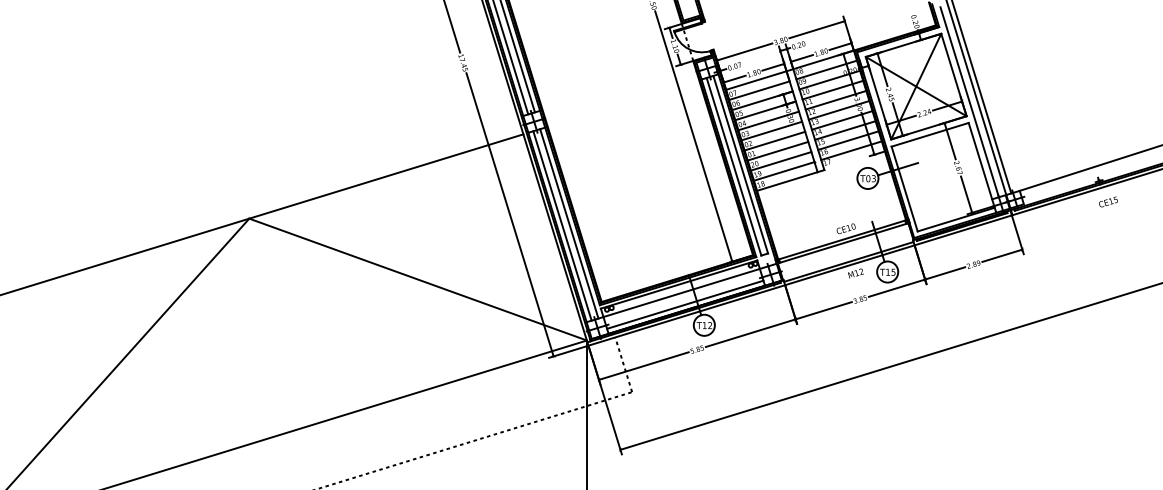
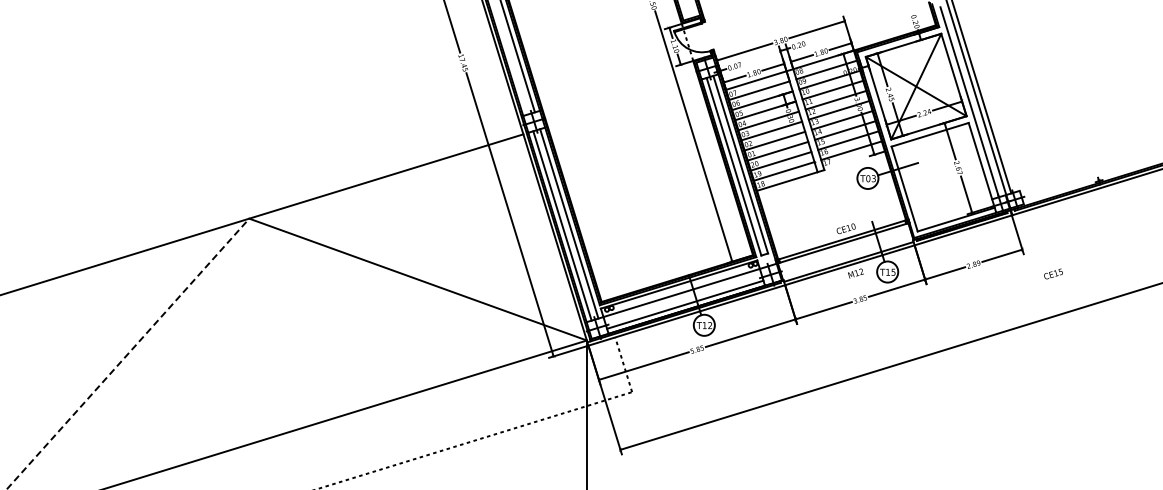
line: present -> none (510, 58)
line: present -> none (1089, 168)
text position: (1108, 201) -> (1053, 273) (1053, 273)
line: solid -> dashed (128, 354)
